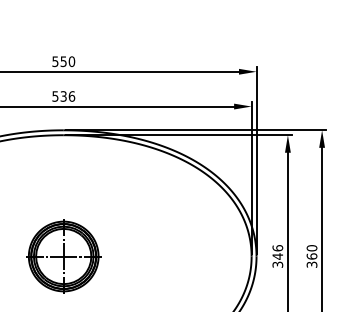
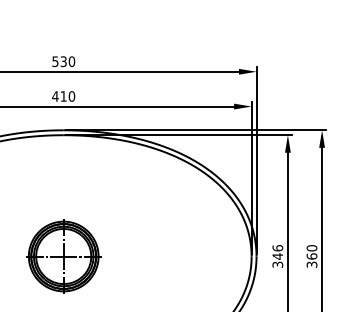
text: 550 -> 530 (63, 61)
text: 536 -> 410 (63, 96)
